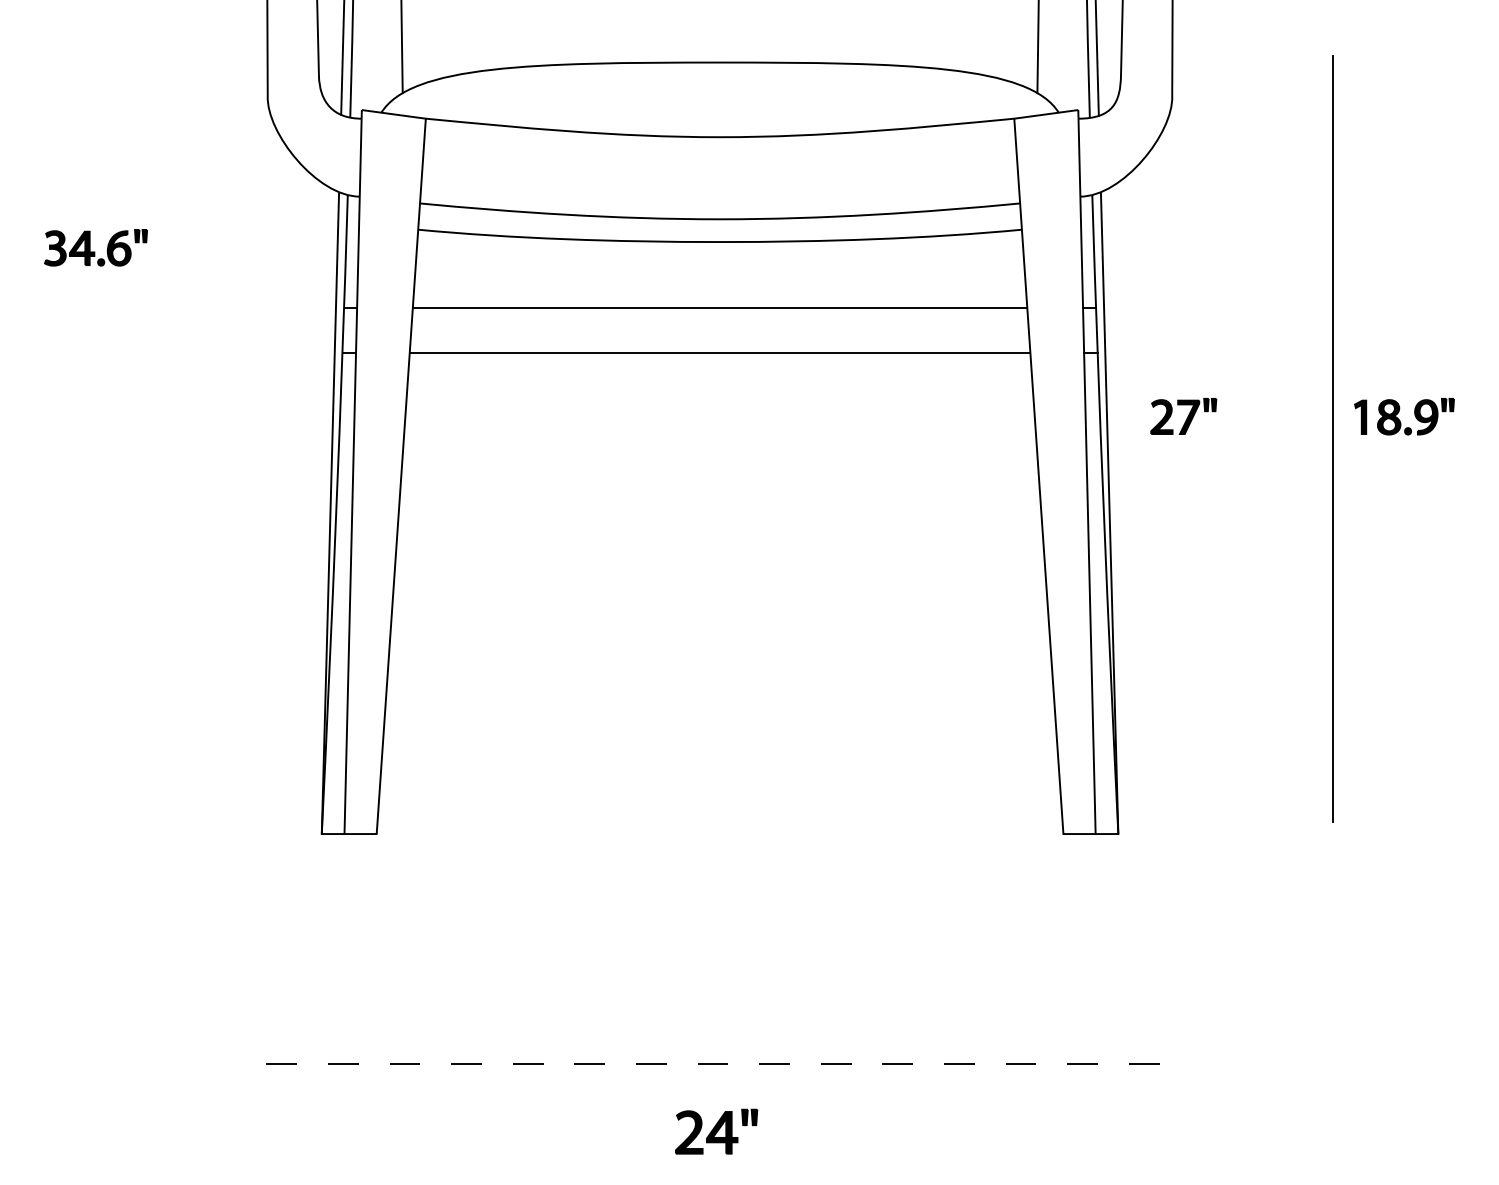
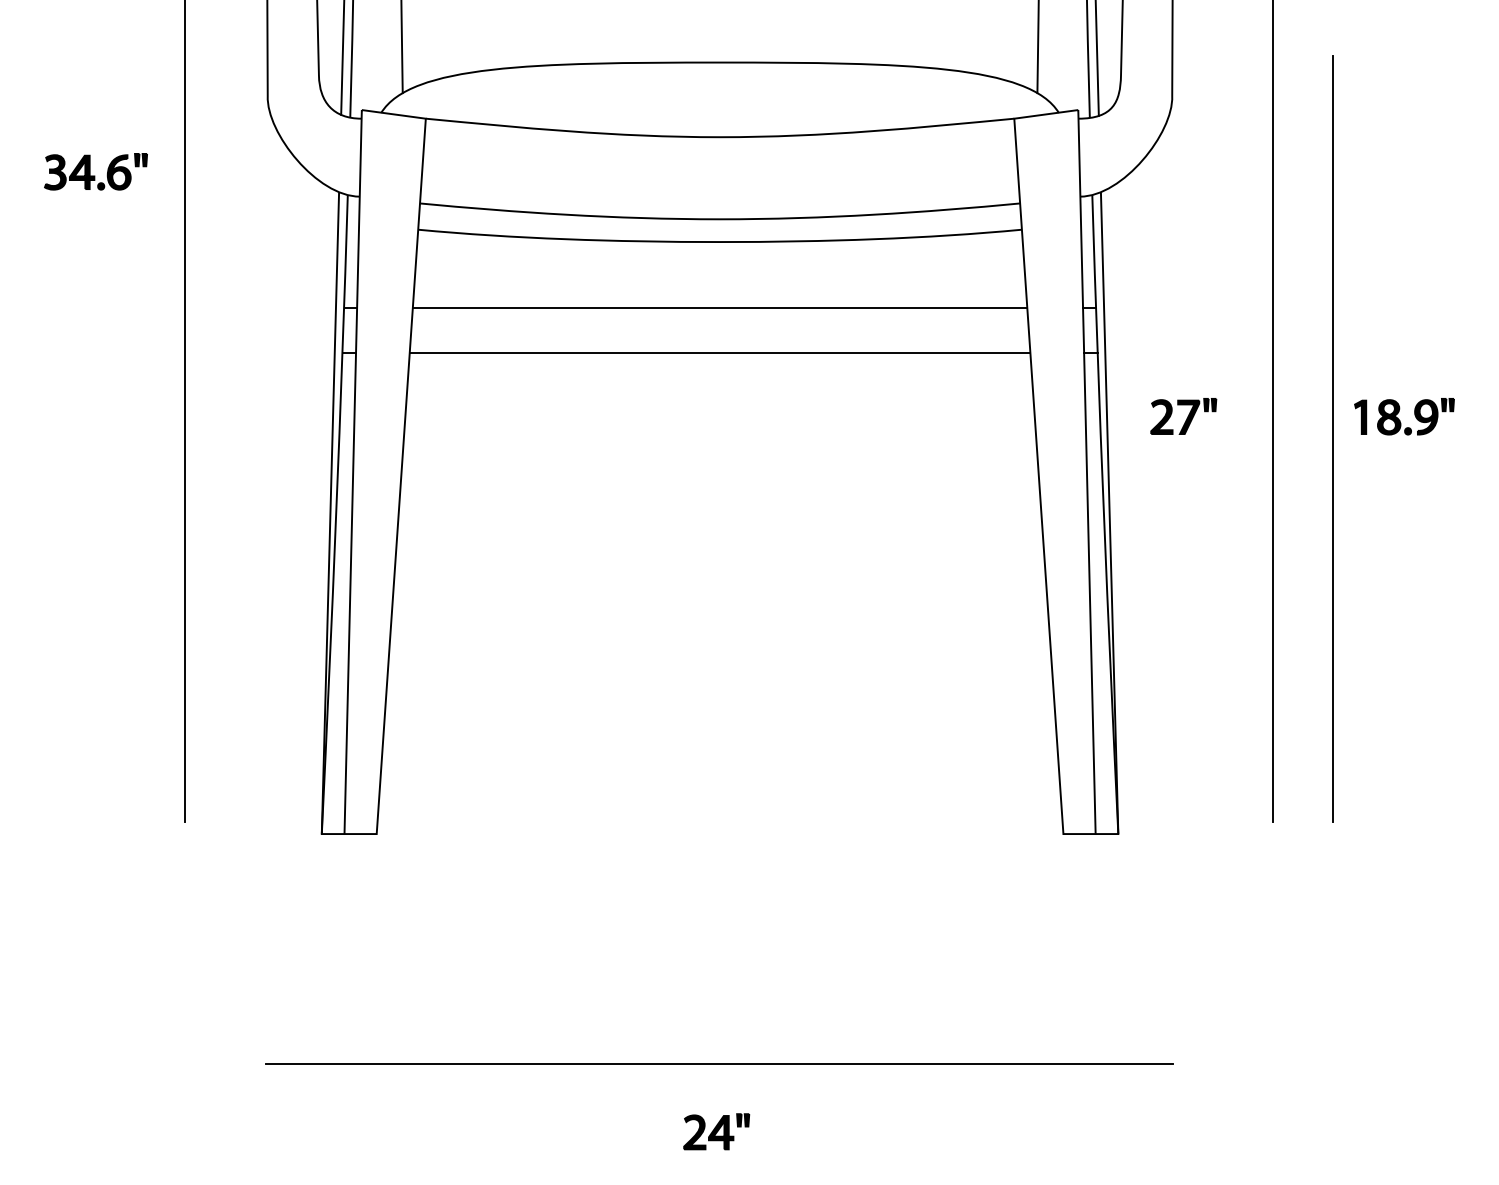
part position: (95, 247) -> (95, 171) (95, 171)
line: none -> present (185, 411)
line: none -> present (1272, 411)
line: dashed -> solid (719, 1064)
part size: 84x47 px -> 68x38 px (716, 1131)
